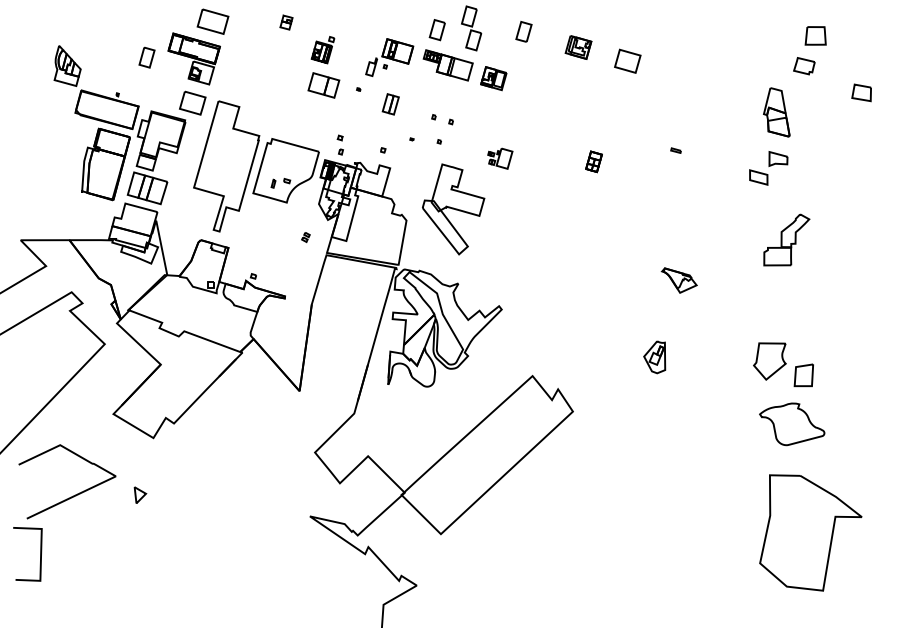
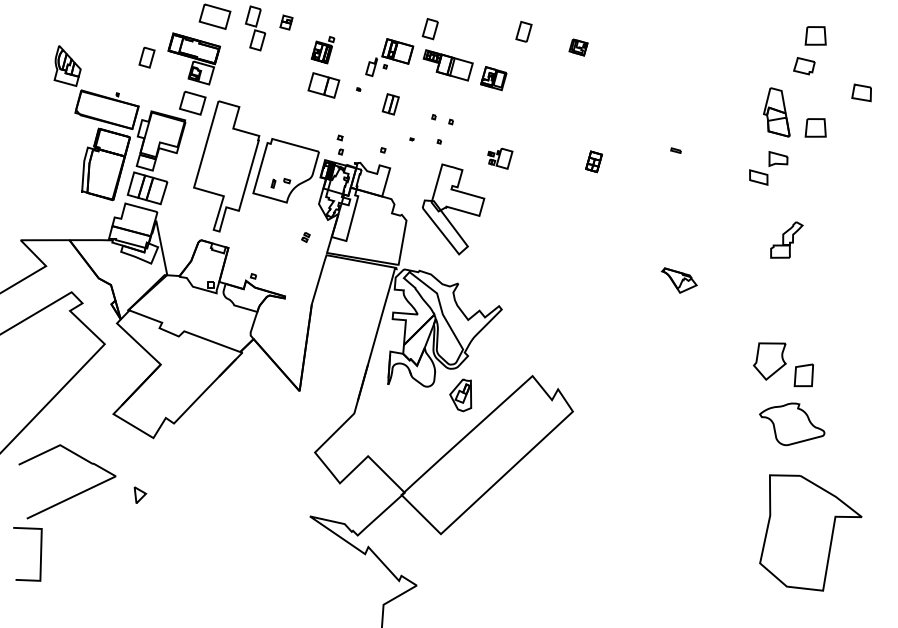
part position: (212, 21) -> (214, 16) (214, 16)
part position: (471, 28) -> (255, 28) (255, 28)
part position: (436, 30) -> (429, 29) (429, 29)
part size: 29x25 px -> 21x19 px (578, 47)
part: present -> none (627, 60)
part: none -> present (815, 127)
part size: 48x54 px -> 34x38 px (786, 239)
part position: (654, 357) -> (460, 395) (460, 395)
